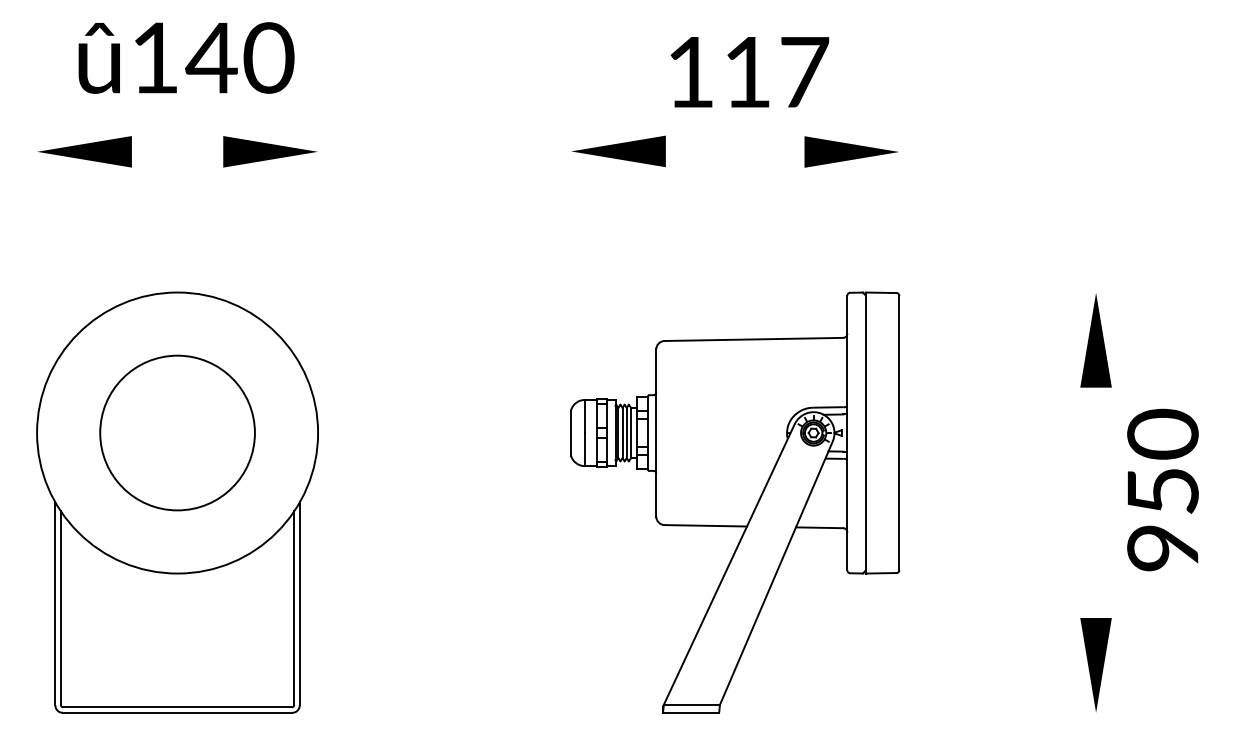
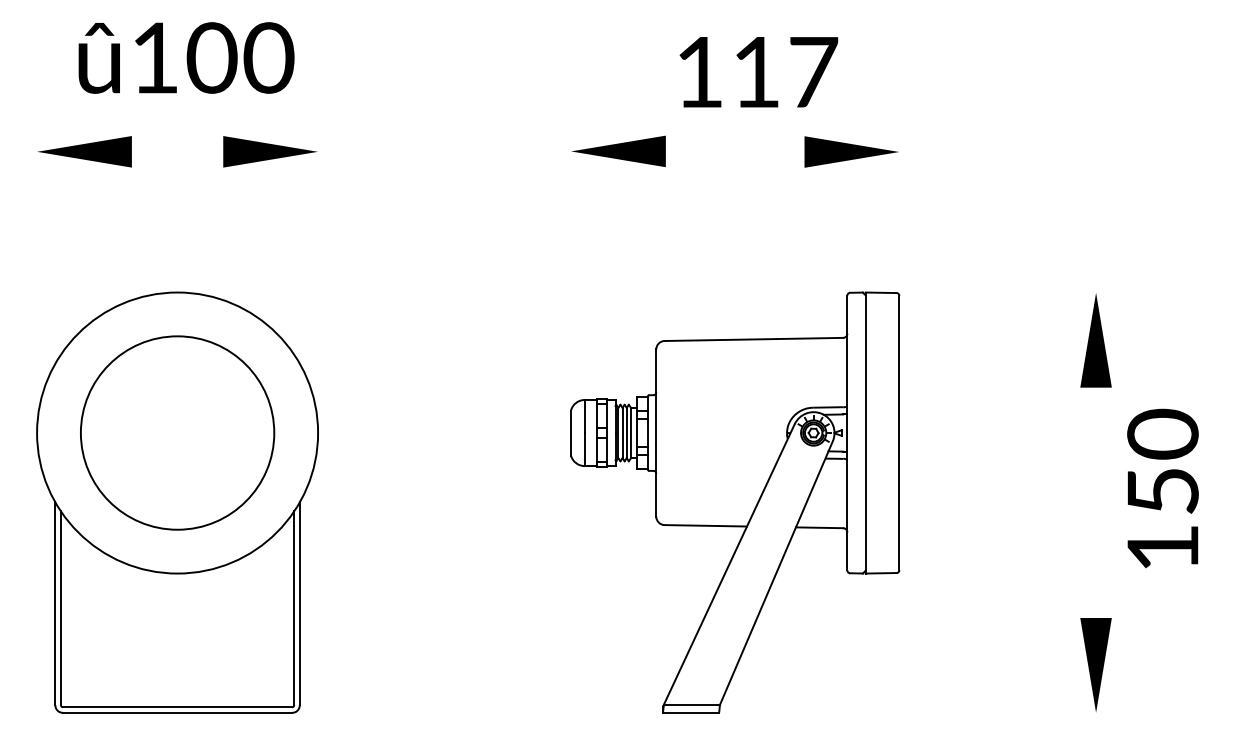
text: û140 -> û100 (211, 57)
text position: (749, 72) -> (758, 72) (758, 72)
circle diameter: 155 px -> 193 px (177, 432)
text: 950 -> 150 (1162, 548)
